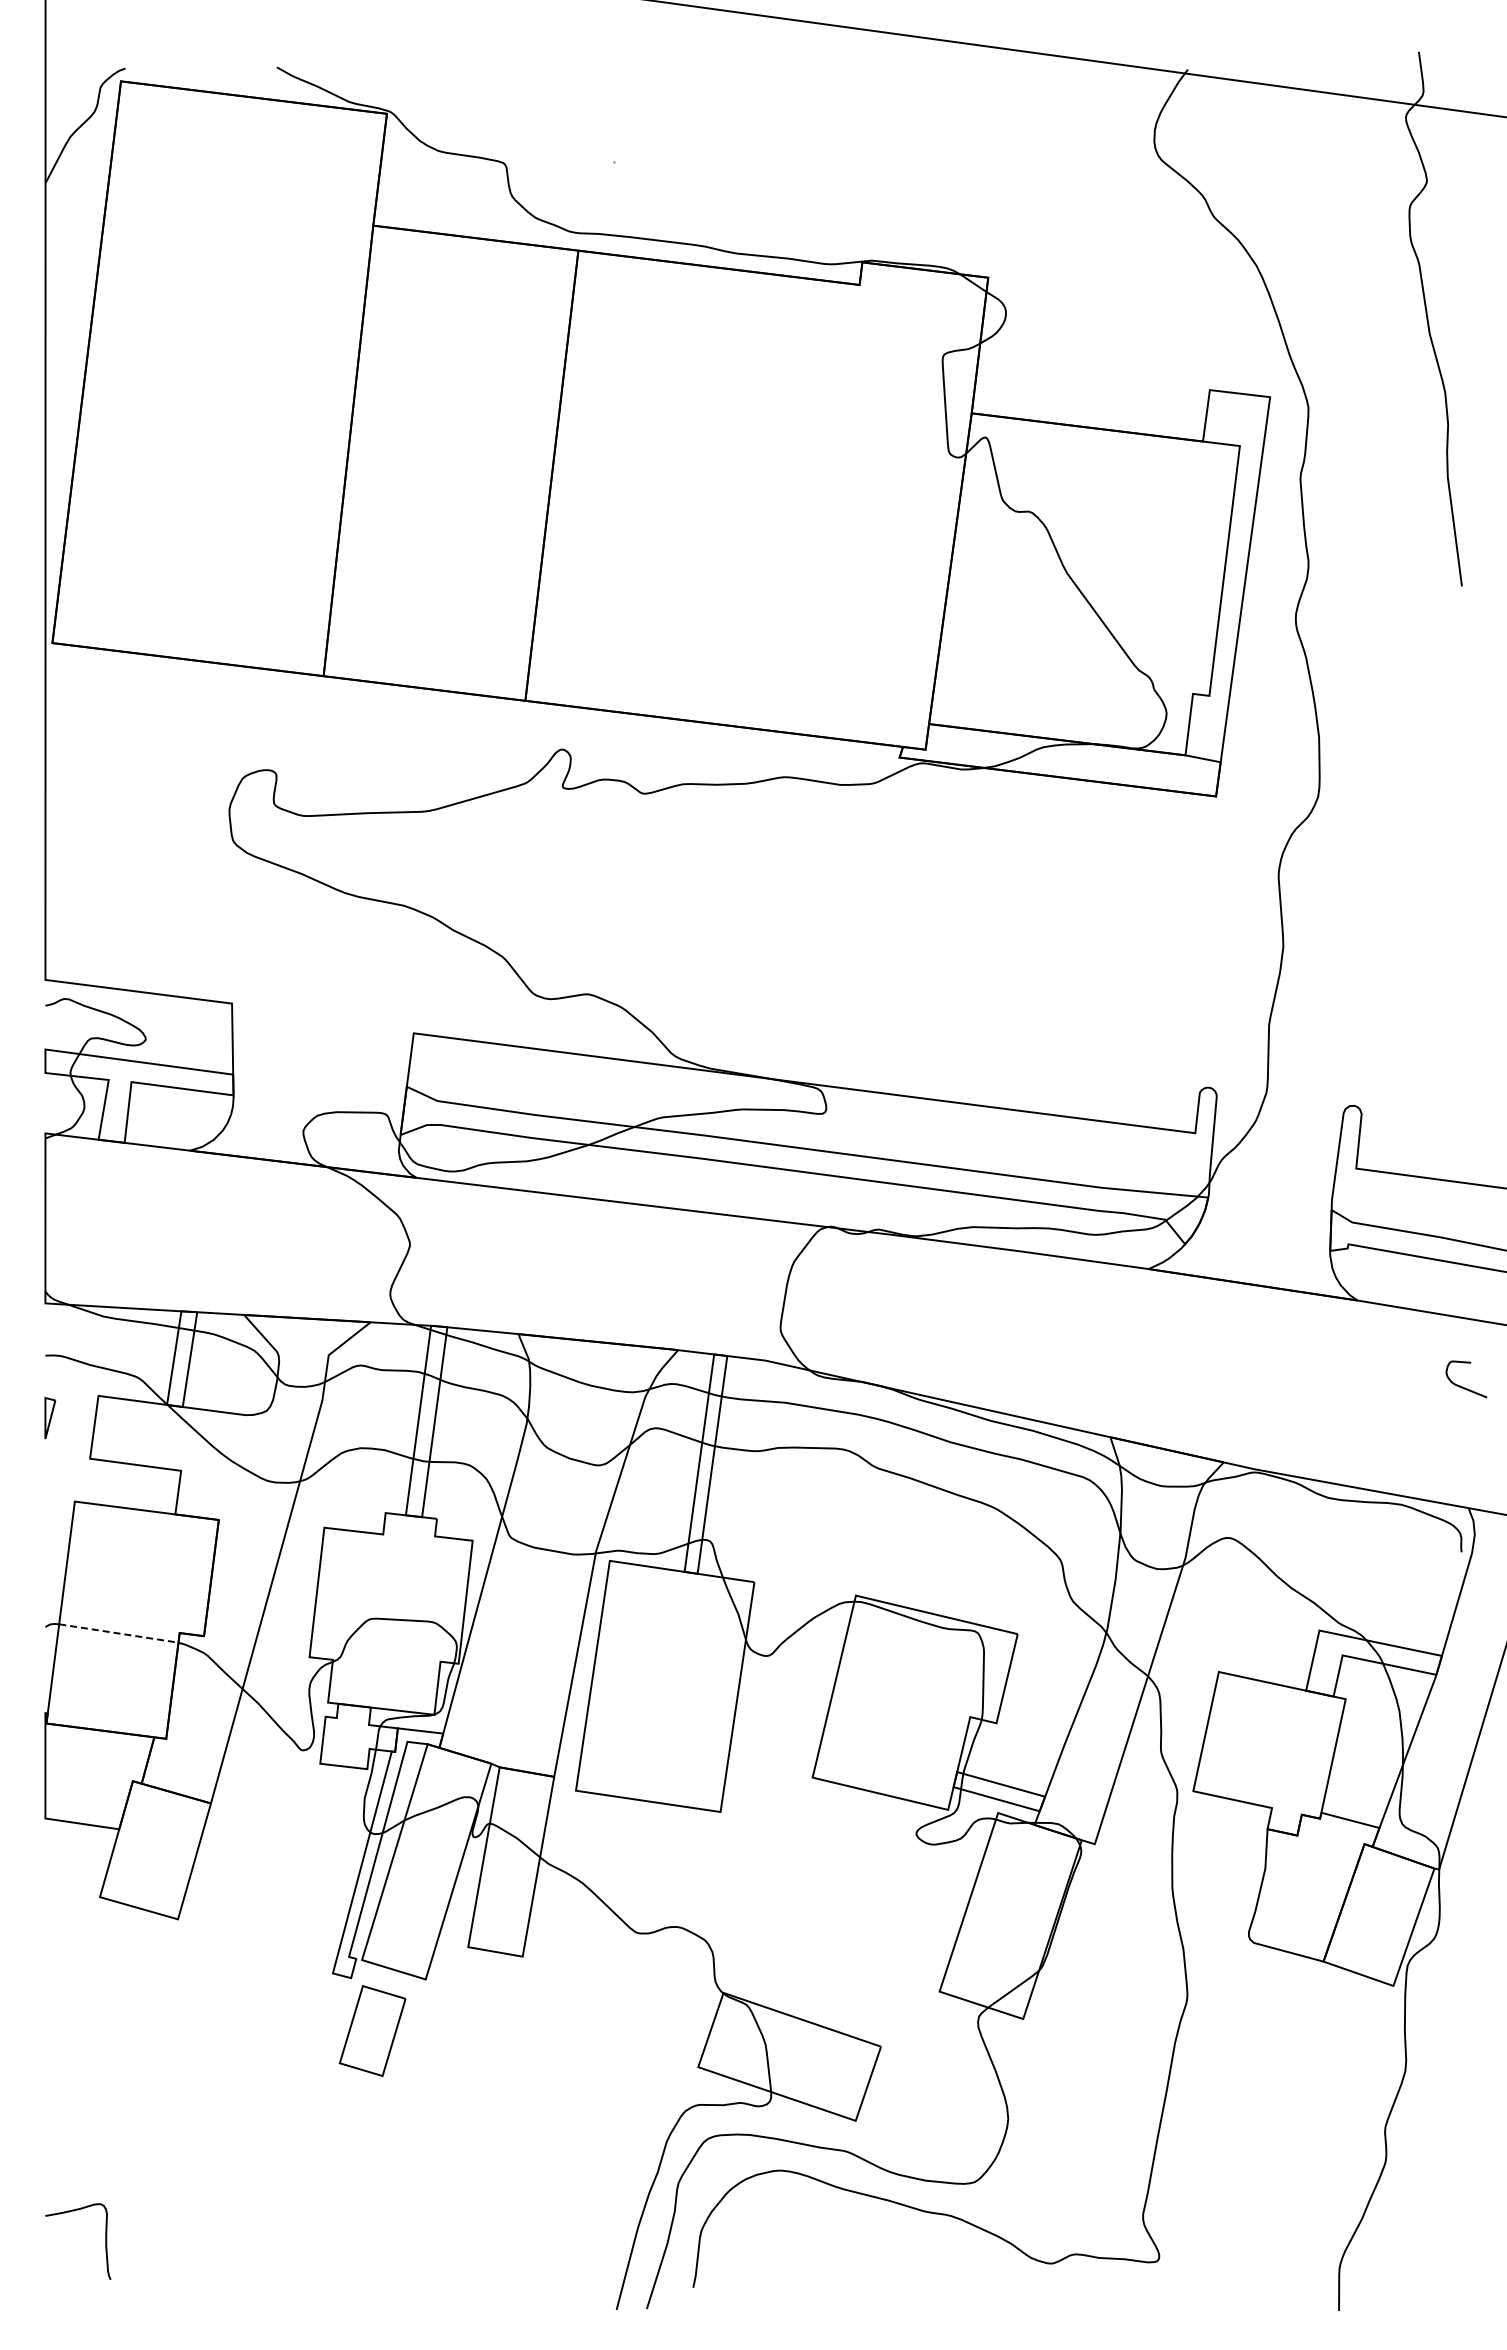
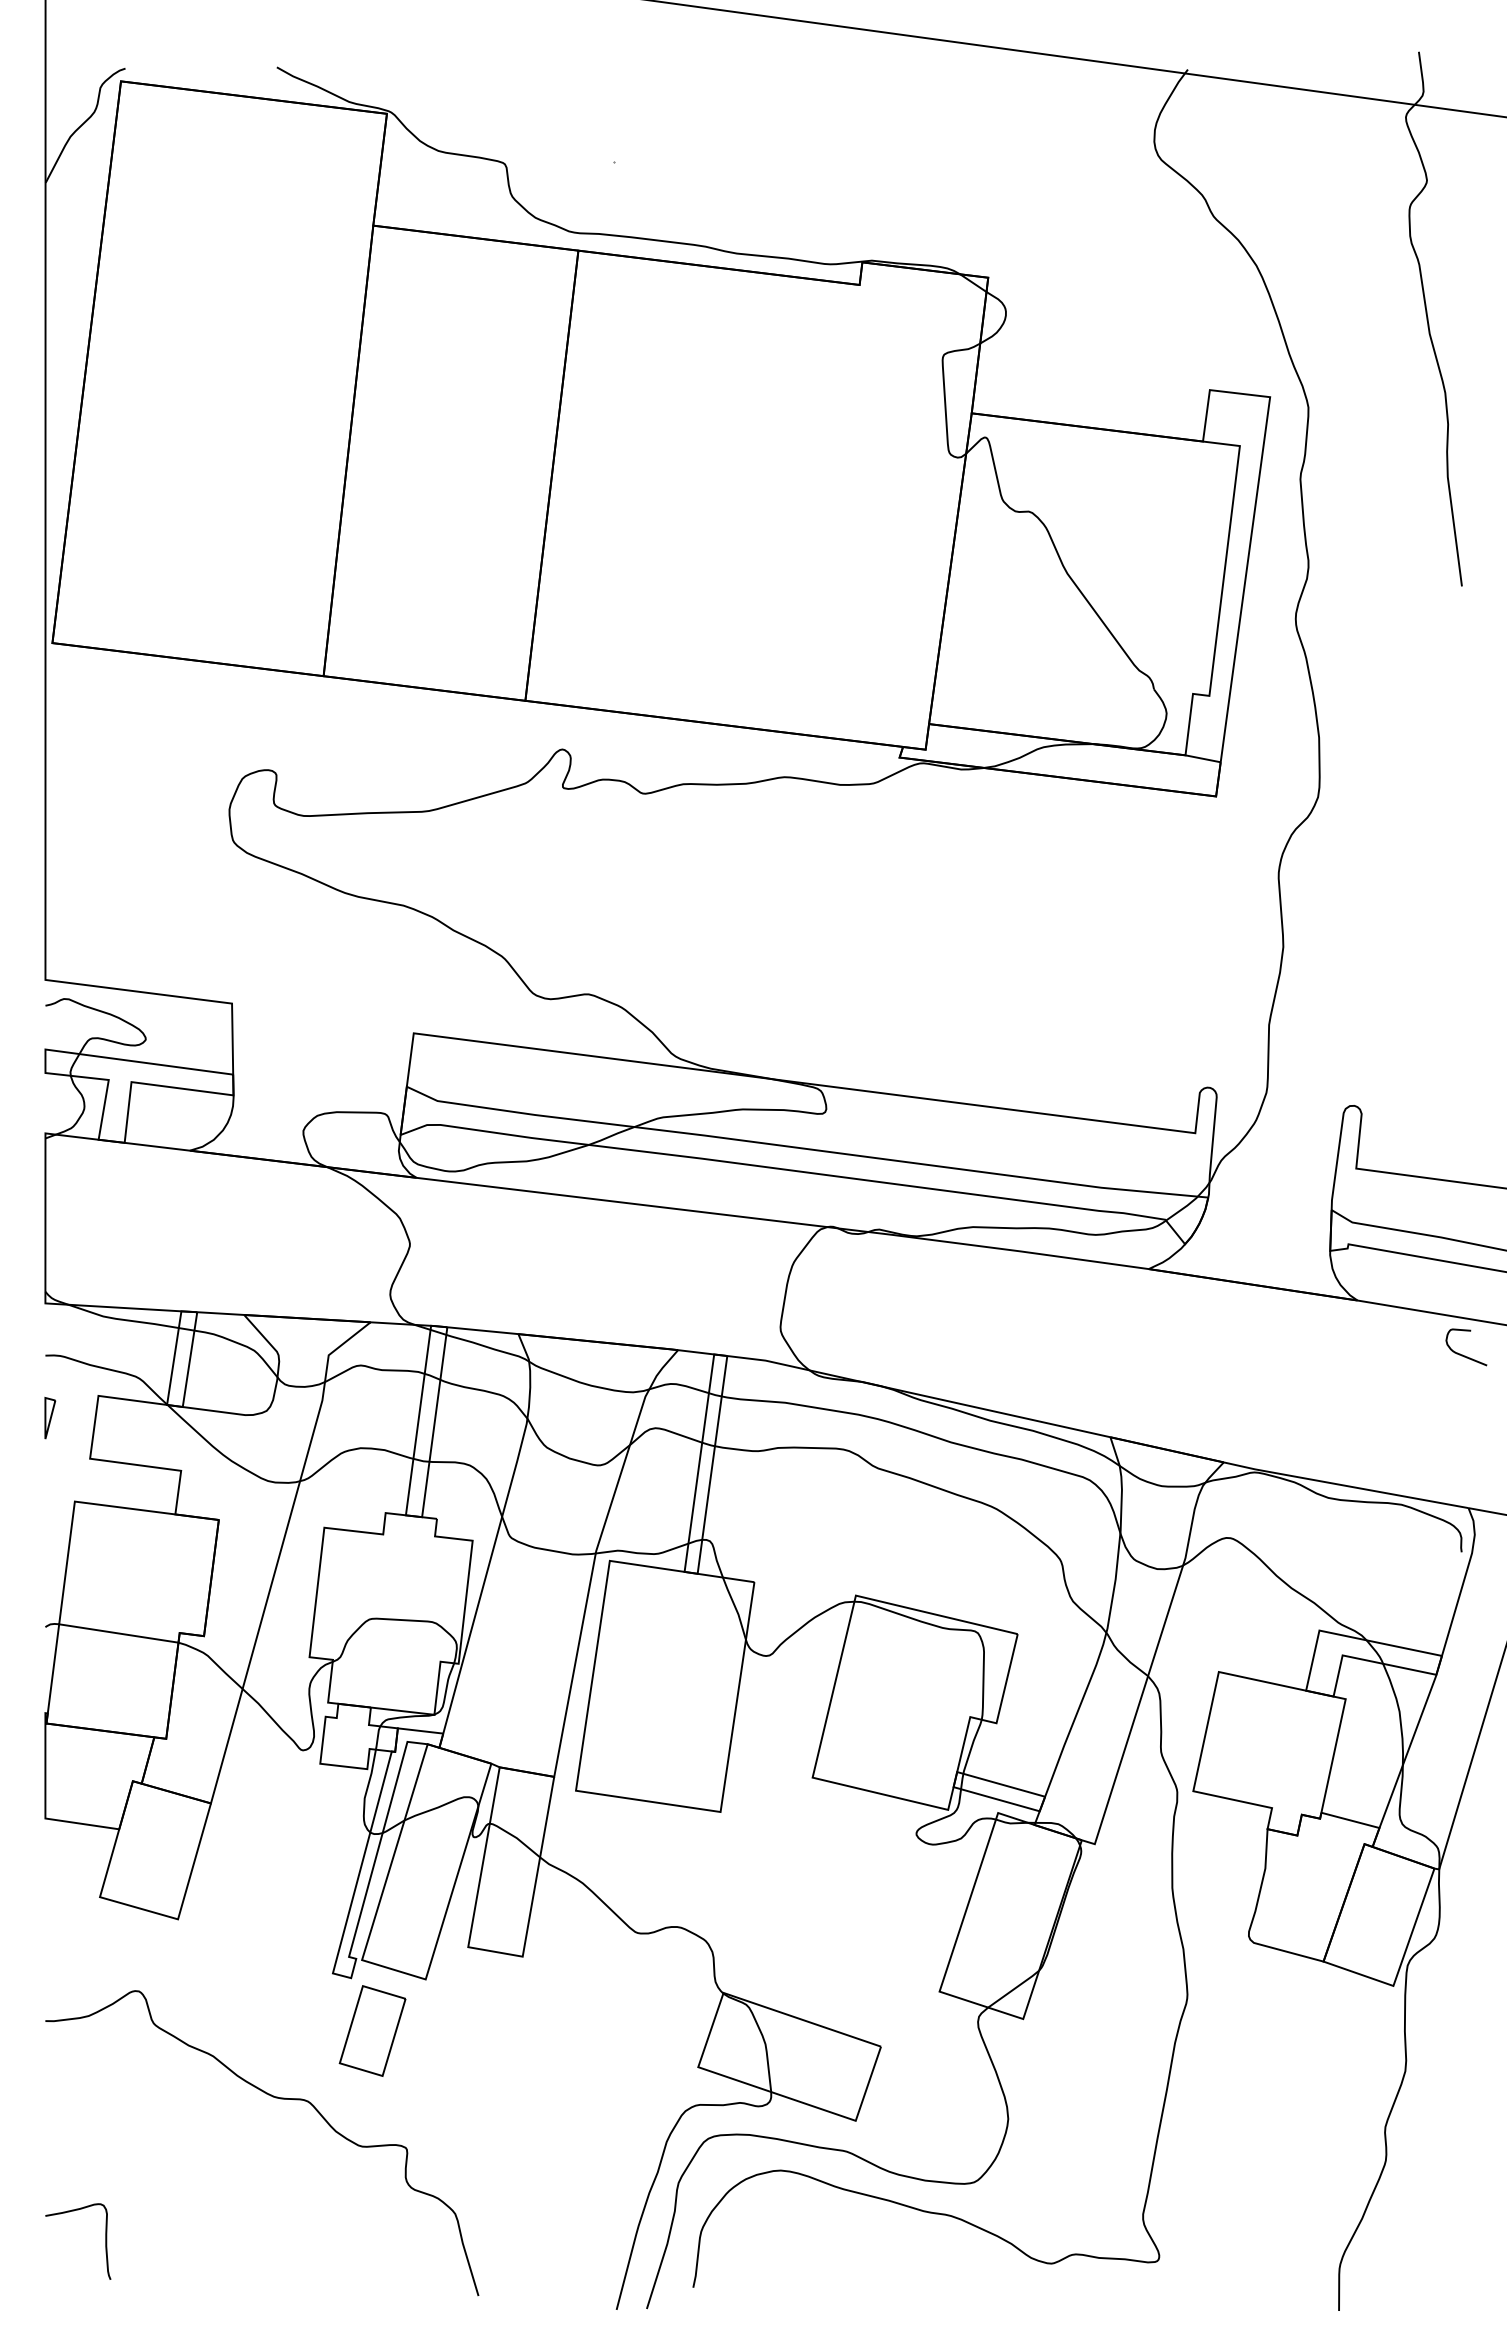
curve position: (1462, 1386) -> (1462, 1354) (1462, 1354)
line: dashed -> solid (119, 1633)
curve: none -> present (275, 2098)
